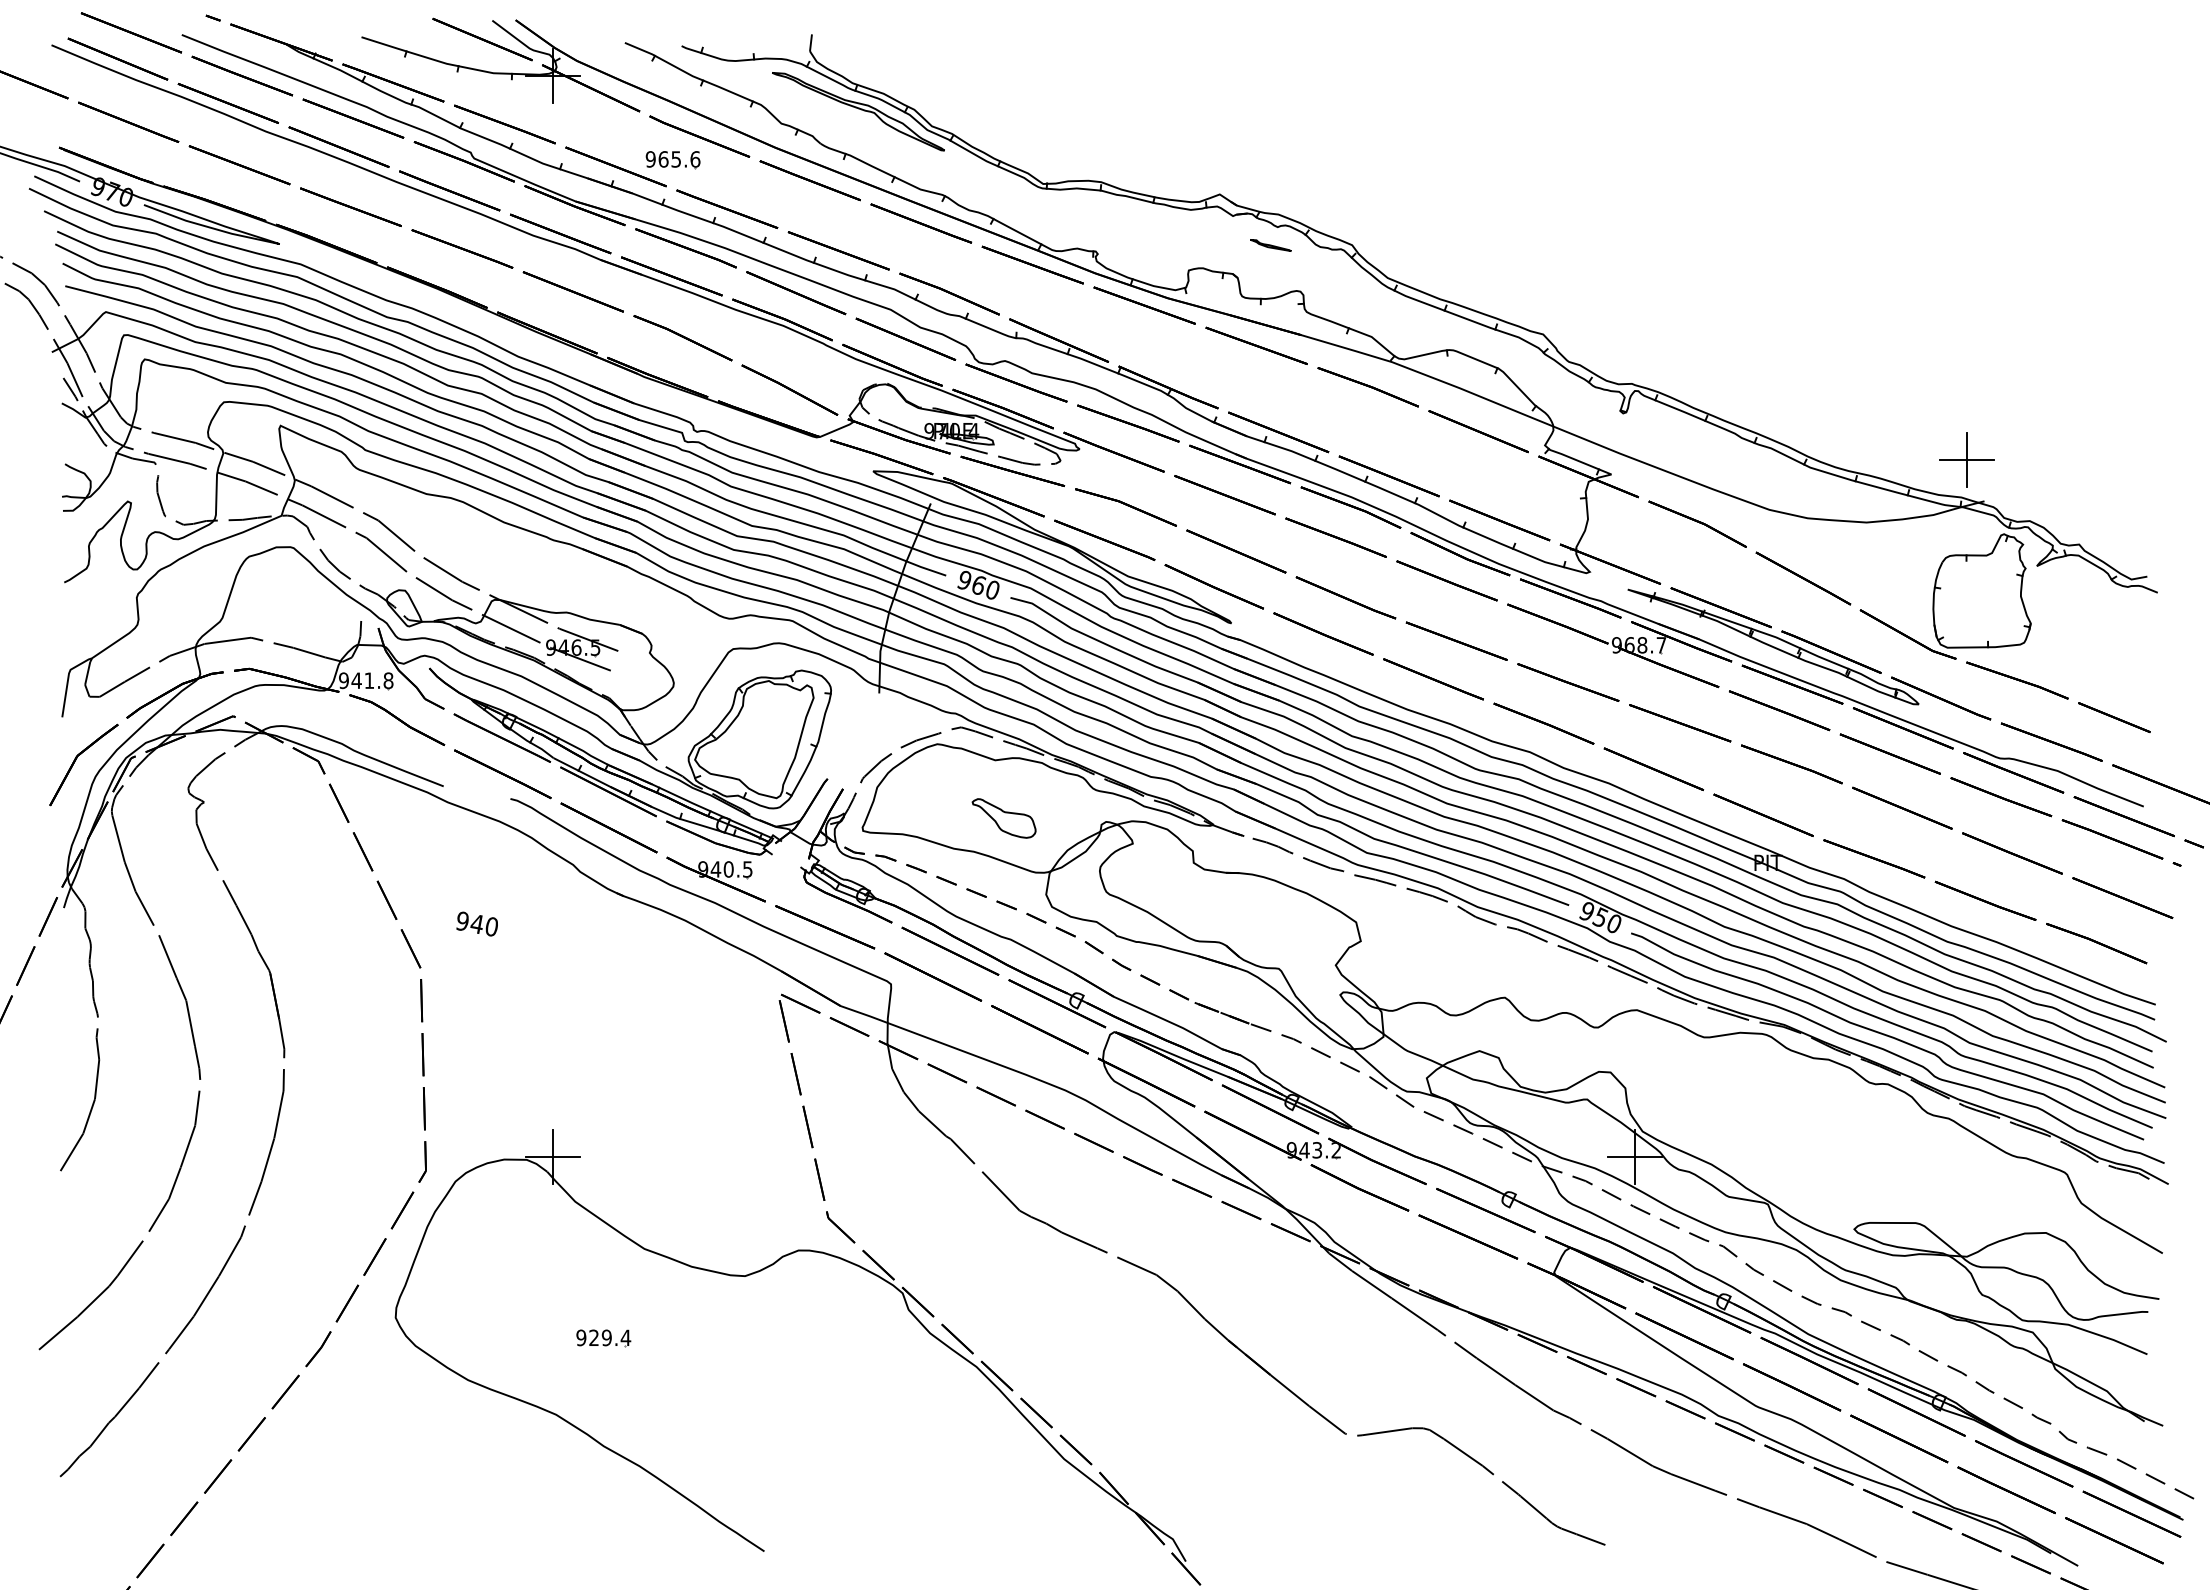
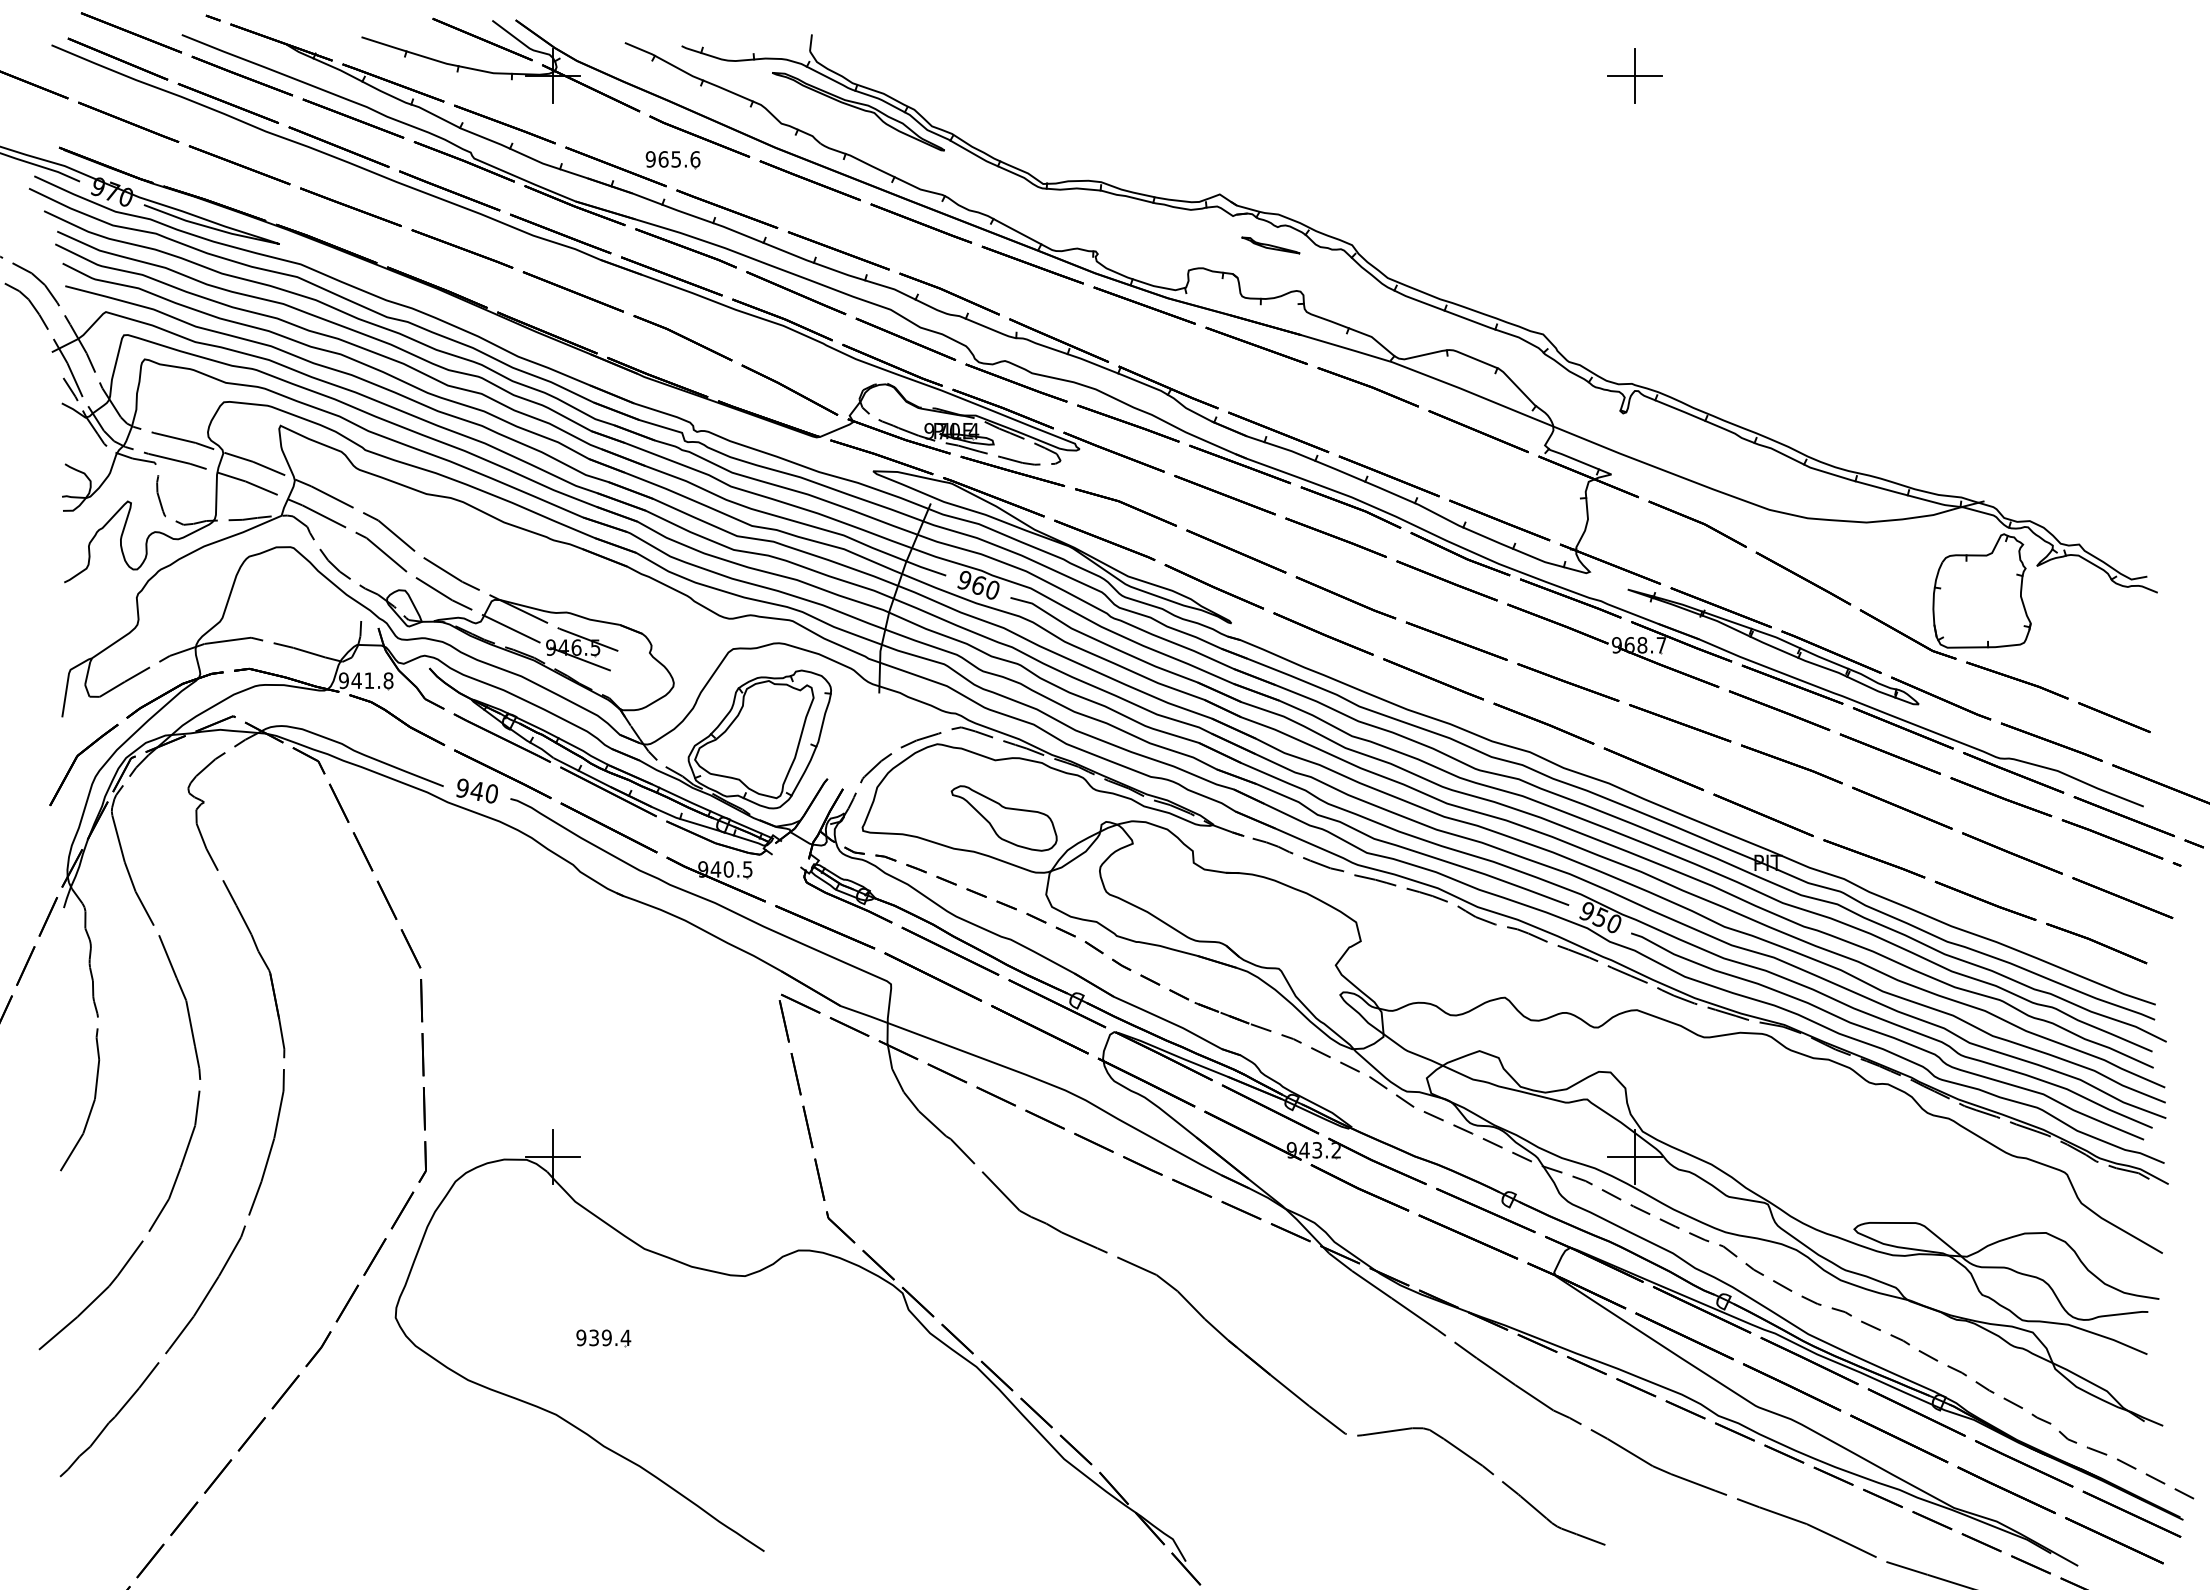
part size: 42x13 px -> 60x19 px (1270, 245)
part position: (1966, 459) -> (1634, 75) (1634, 75)
part size: 66x41 px -> 108x67 px (1003, 818)
text position: (476, 923) -> (476, 790) (476, 790)
text: 929.4 -> 939.4 (593, 1338)
